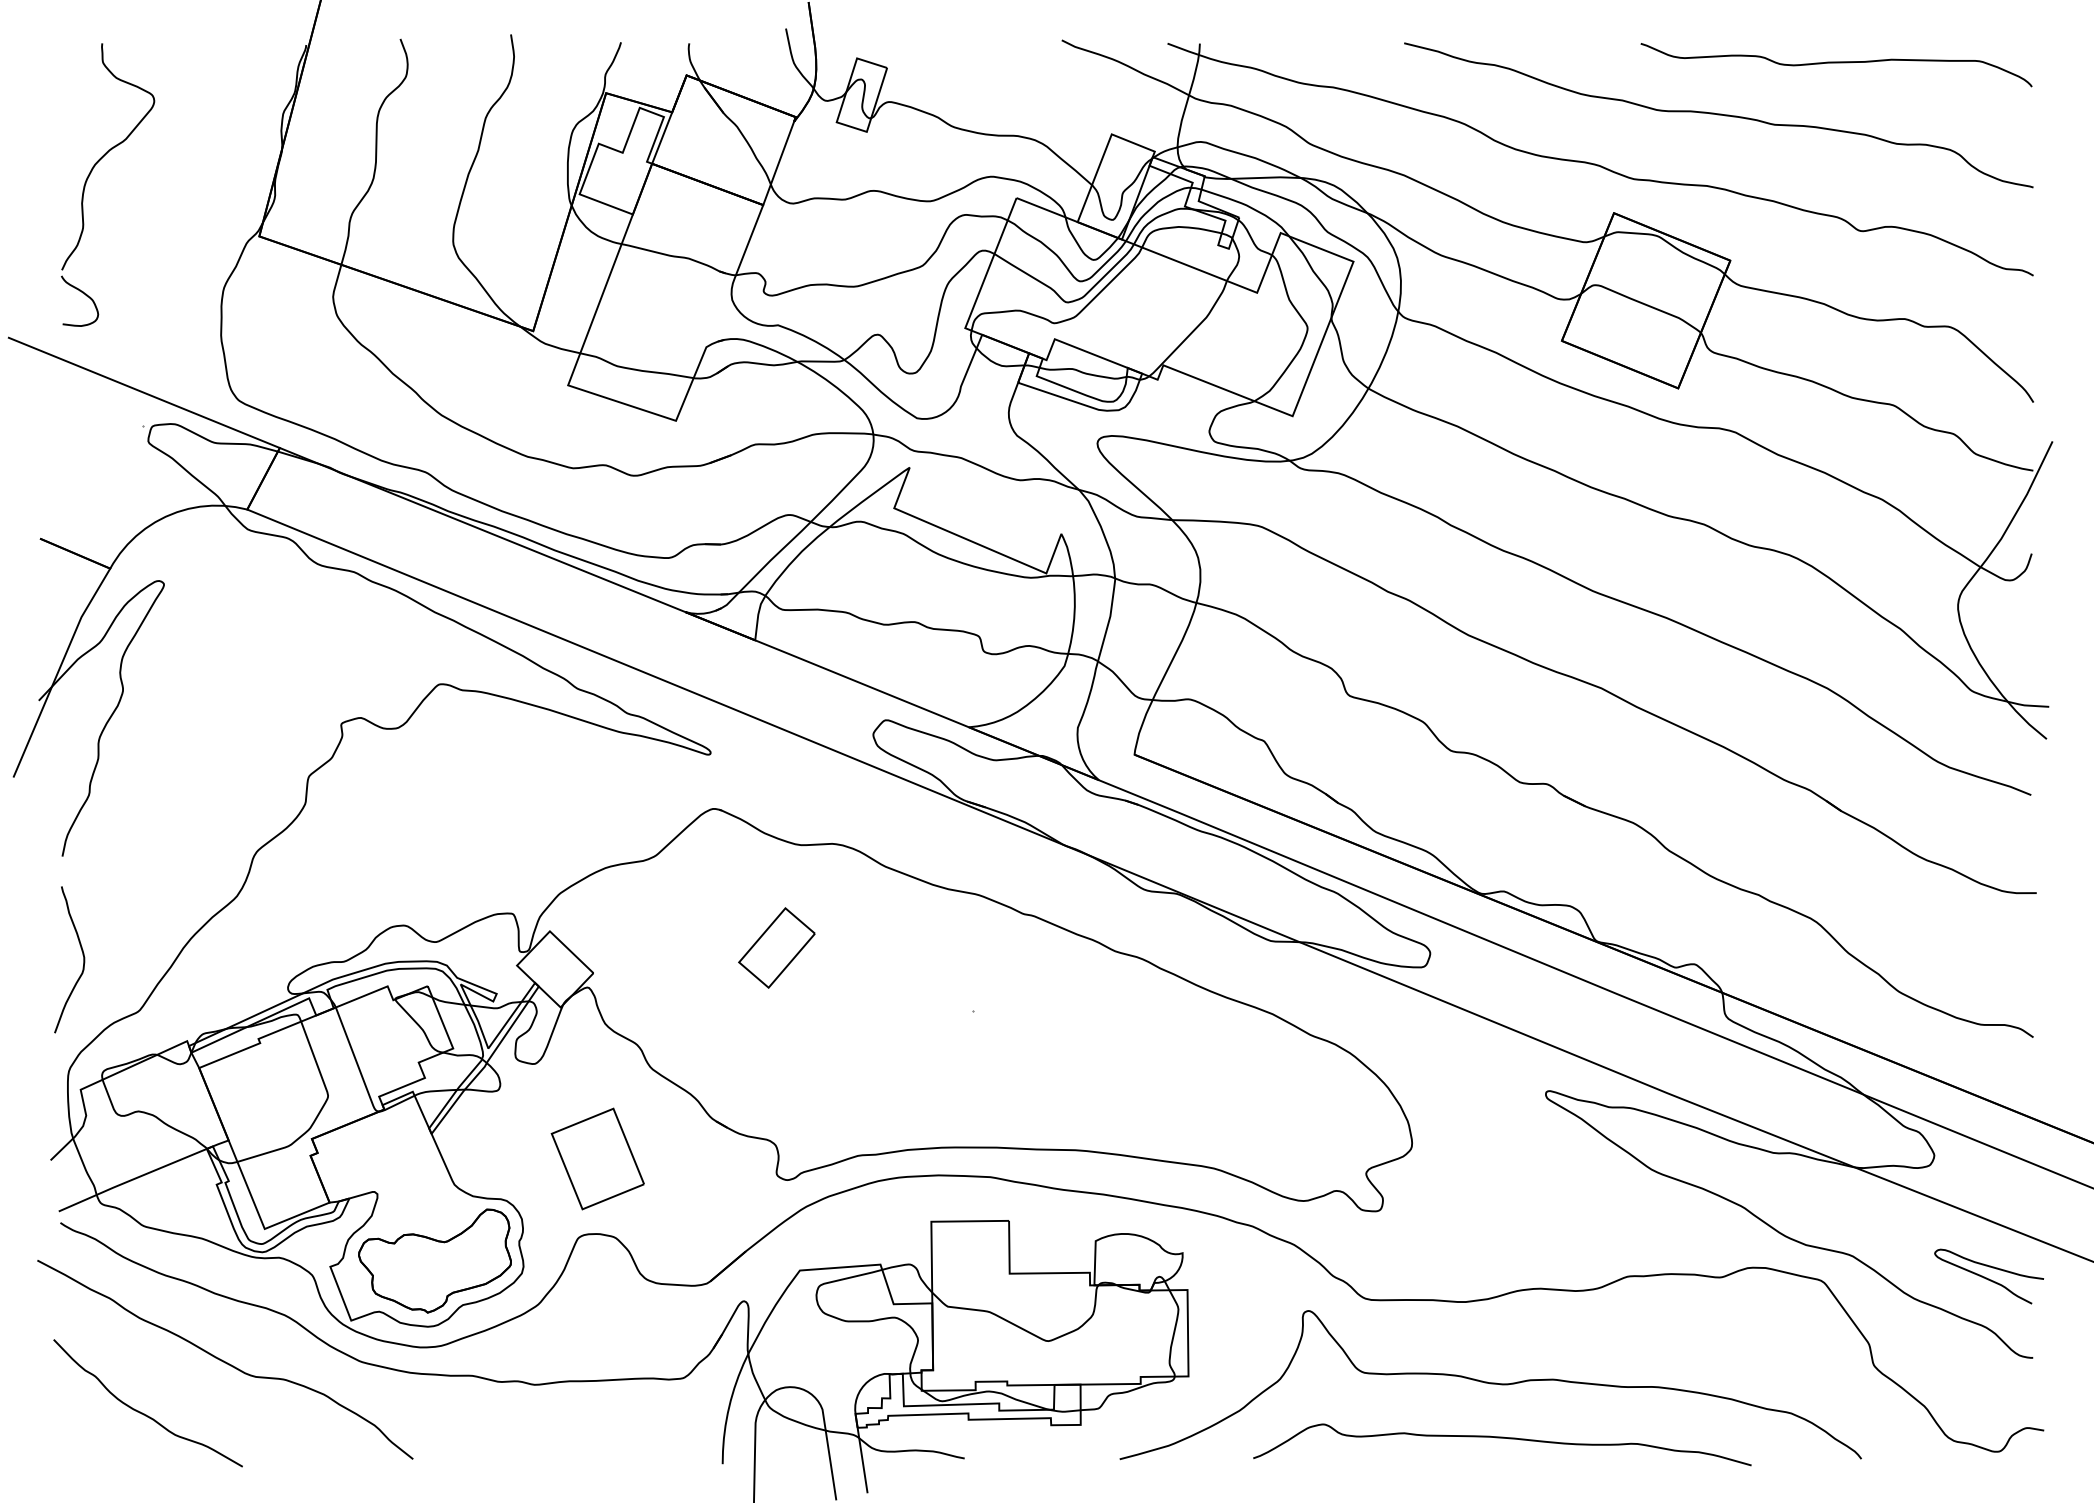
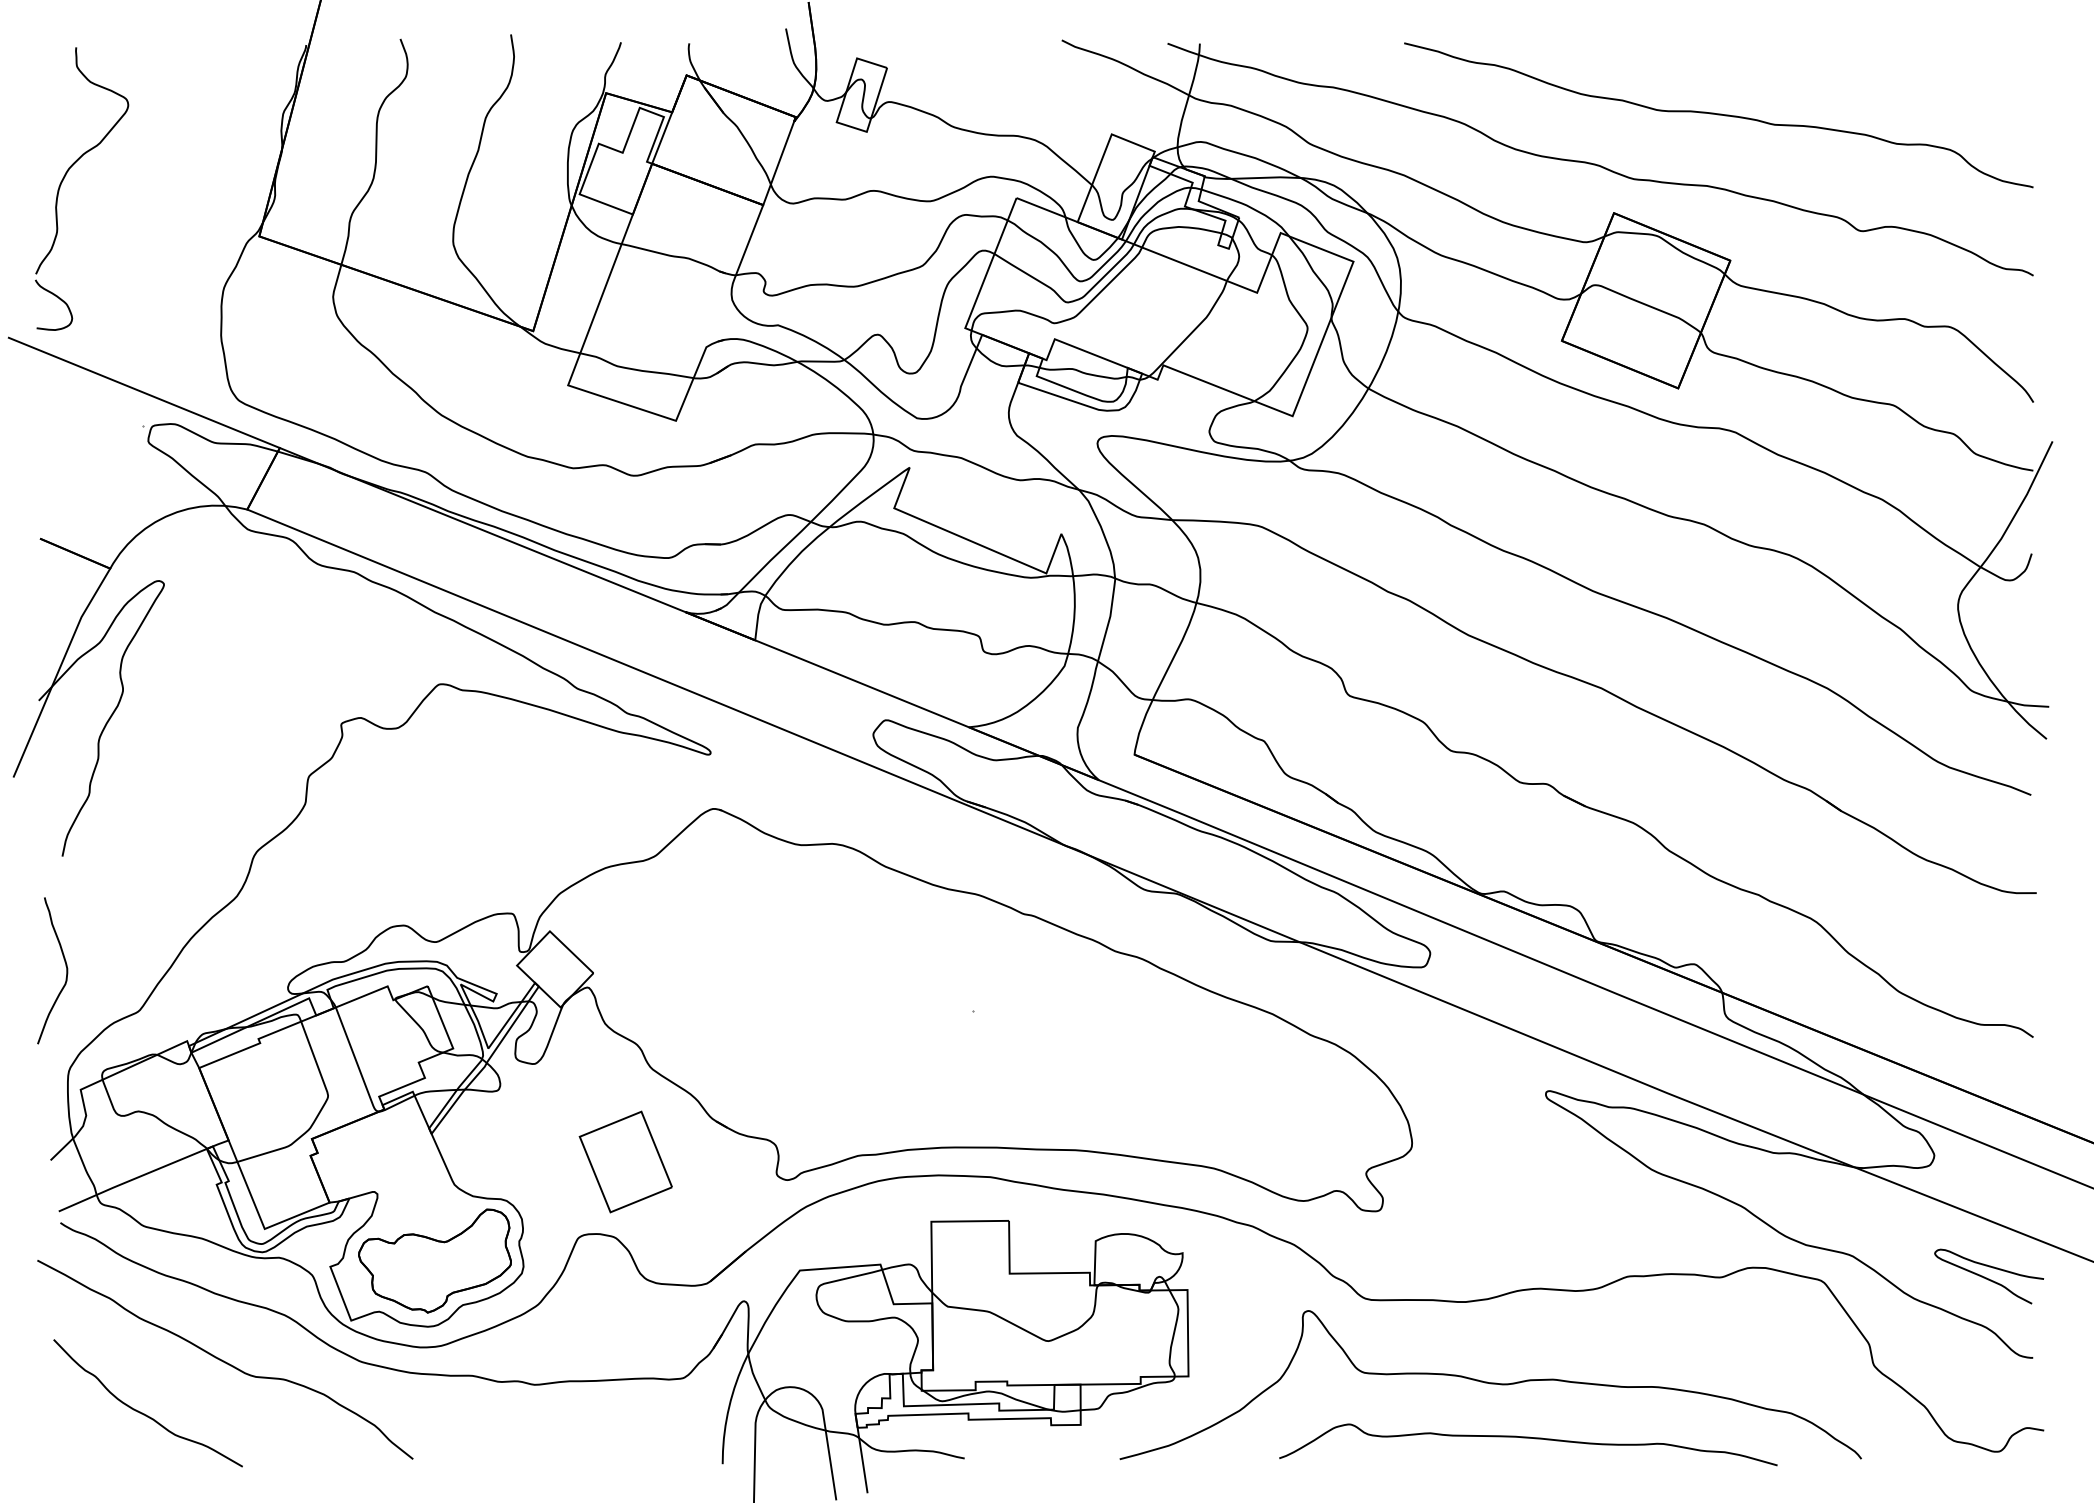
curve: present -> none (1836, 63)
part position: (91, 173) -> (65, 177) (65, 177)
part: present -> none (776, 947)
curve position: (82, 955) -> (65, 966) (65, 966)
part position: (597, 1158) -> (625, 1161) (625, 1161)
curve position: (1502, 1438) -> (1528, 1438) (1528, 1438)
